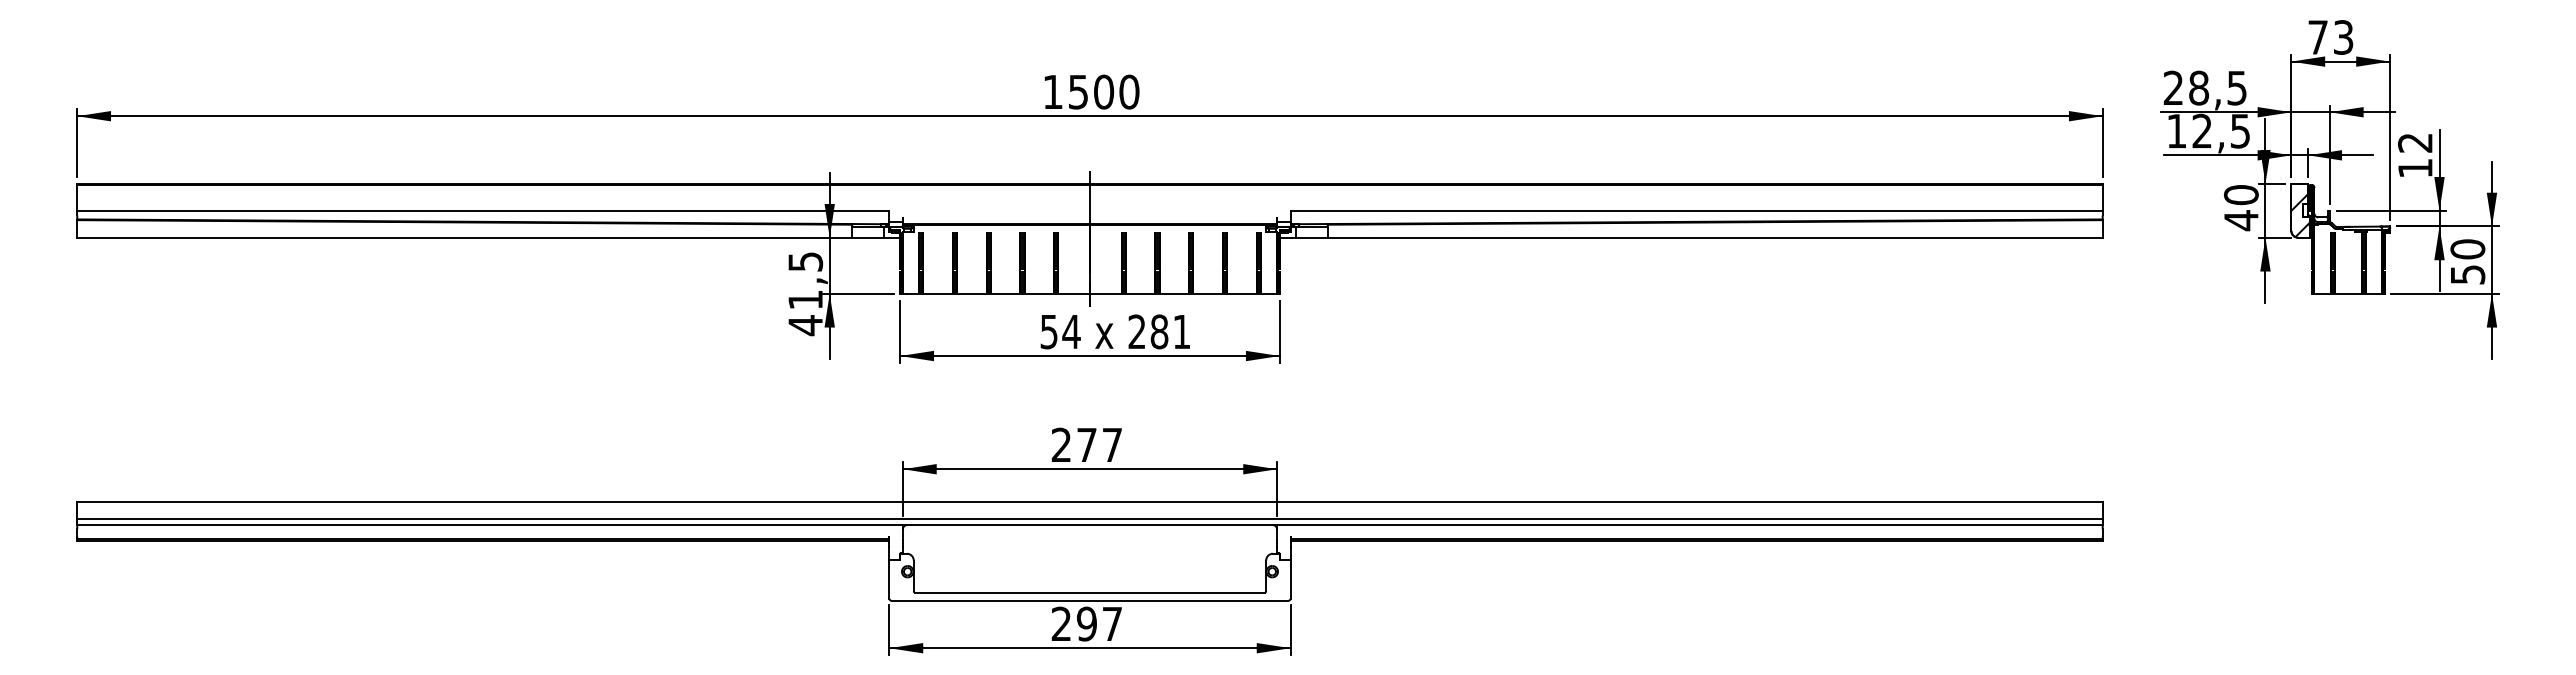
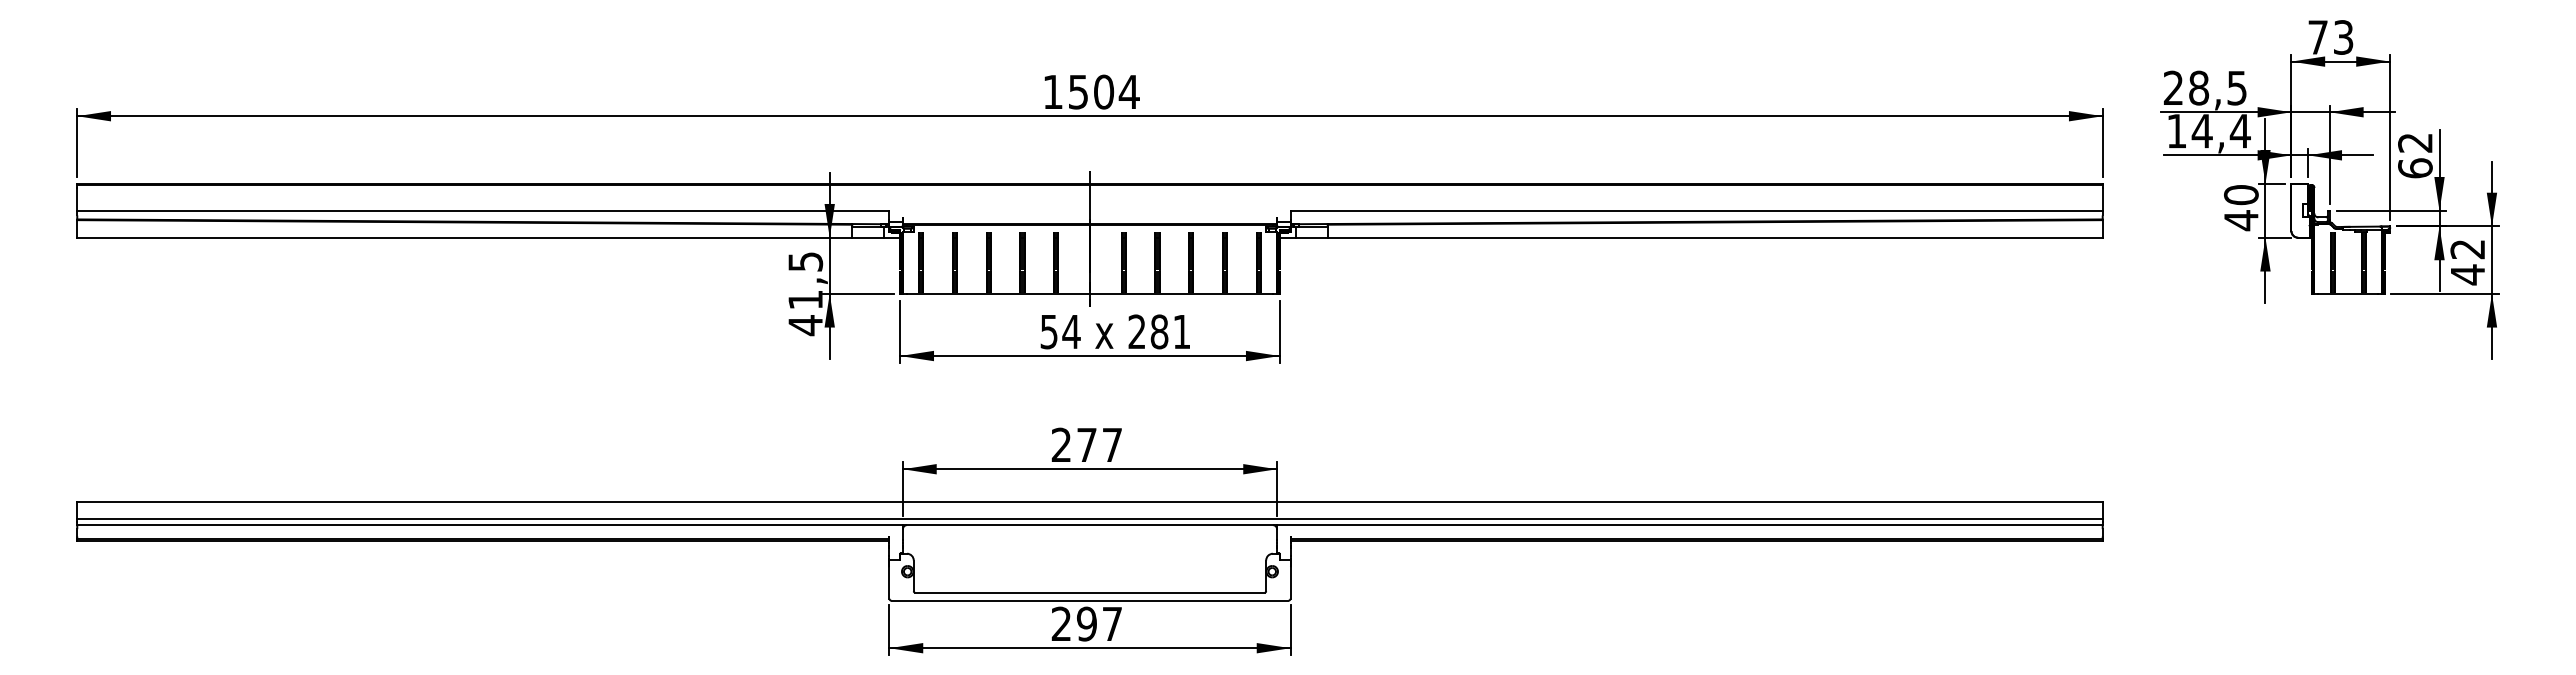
text: 1500 -> 1504 (1128, 91)
text: 12,5 -> 14,4 (2220, 130)
text: 12 -> 62 (2415, 168)
hatch: present -> none (2300, 215)
text: 50 -> 42 (2467, 262)
